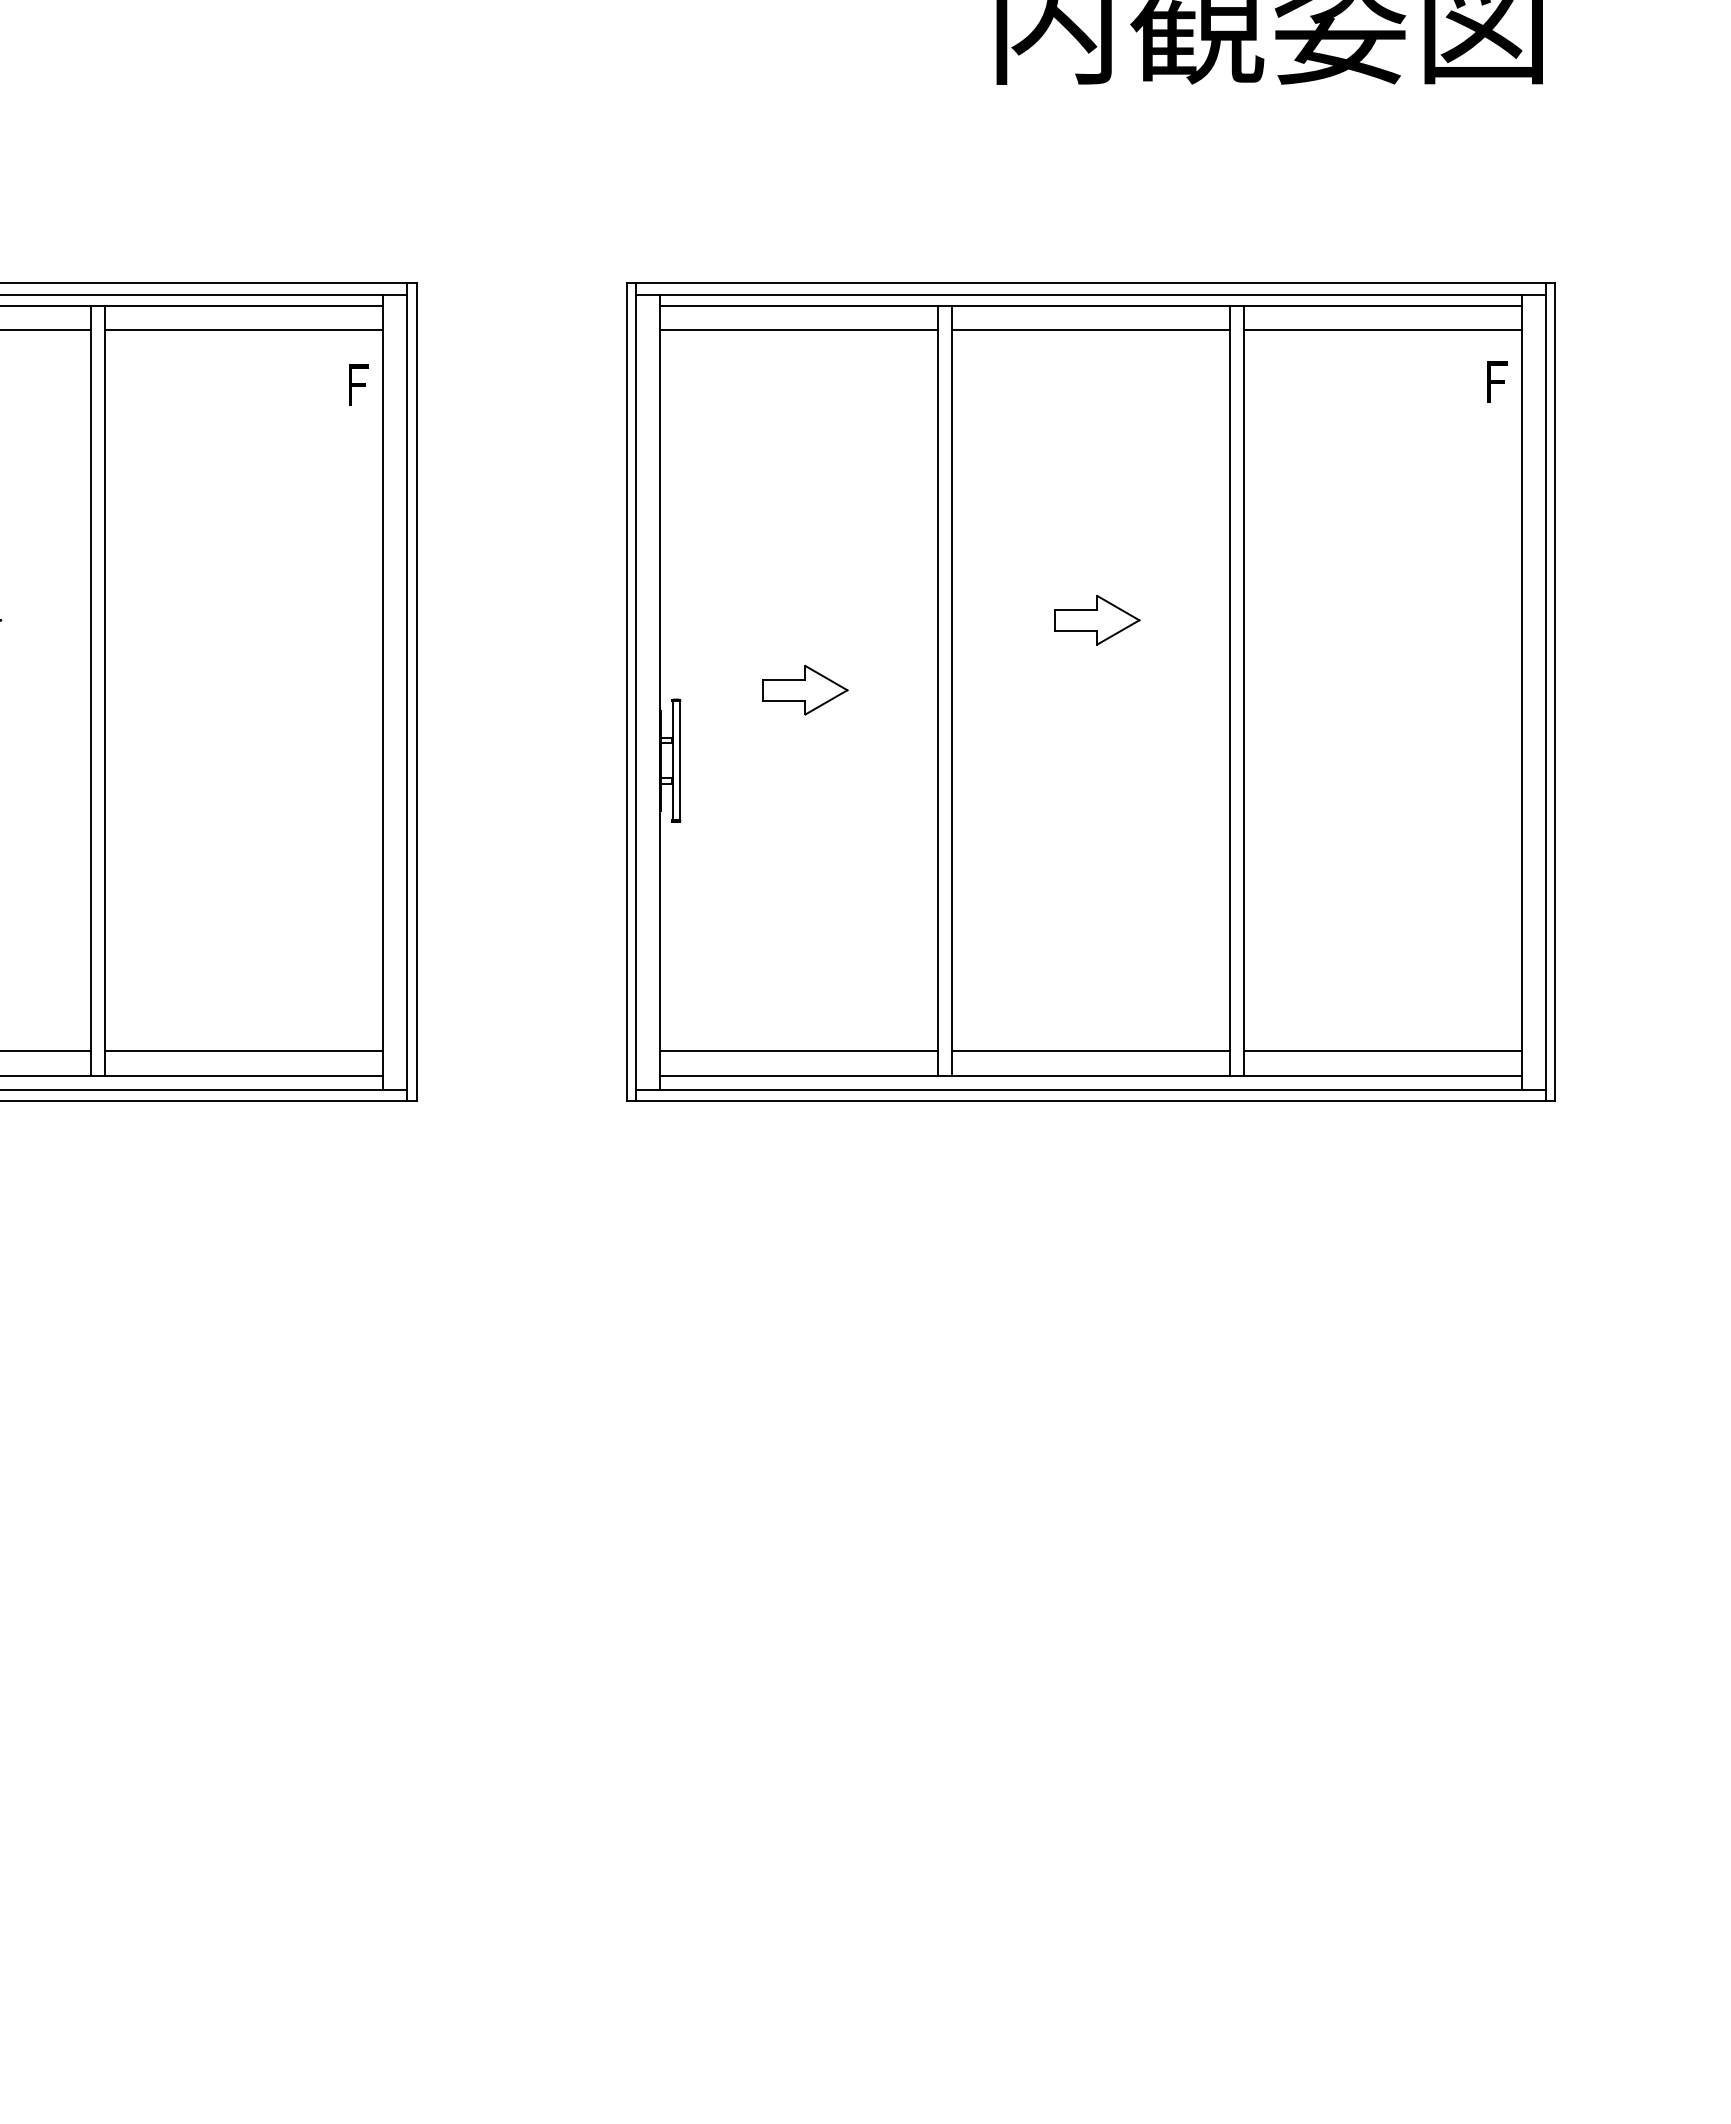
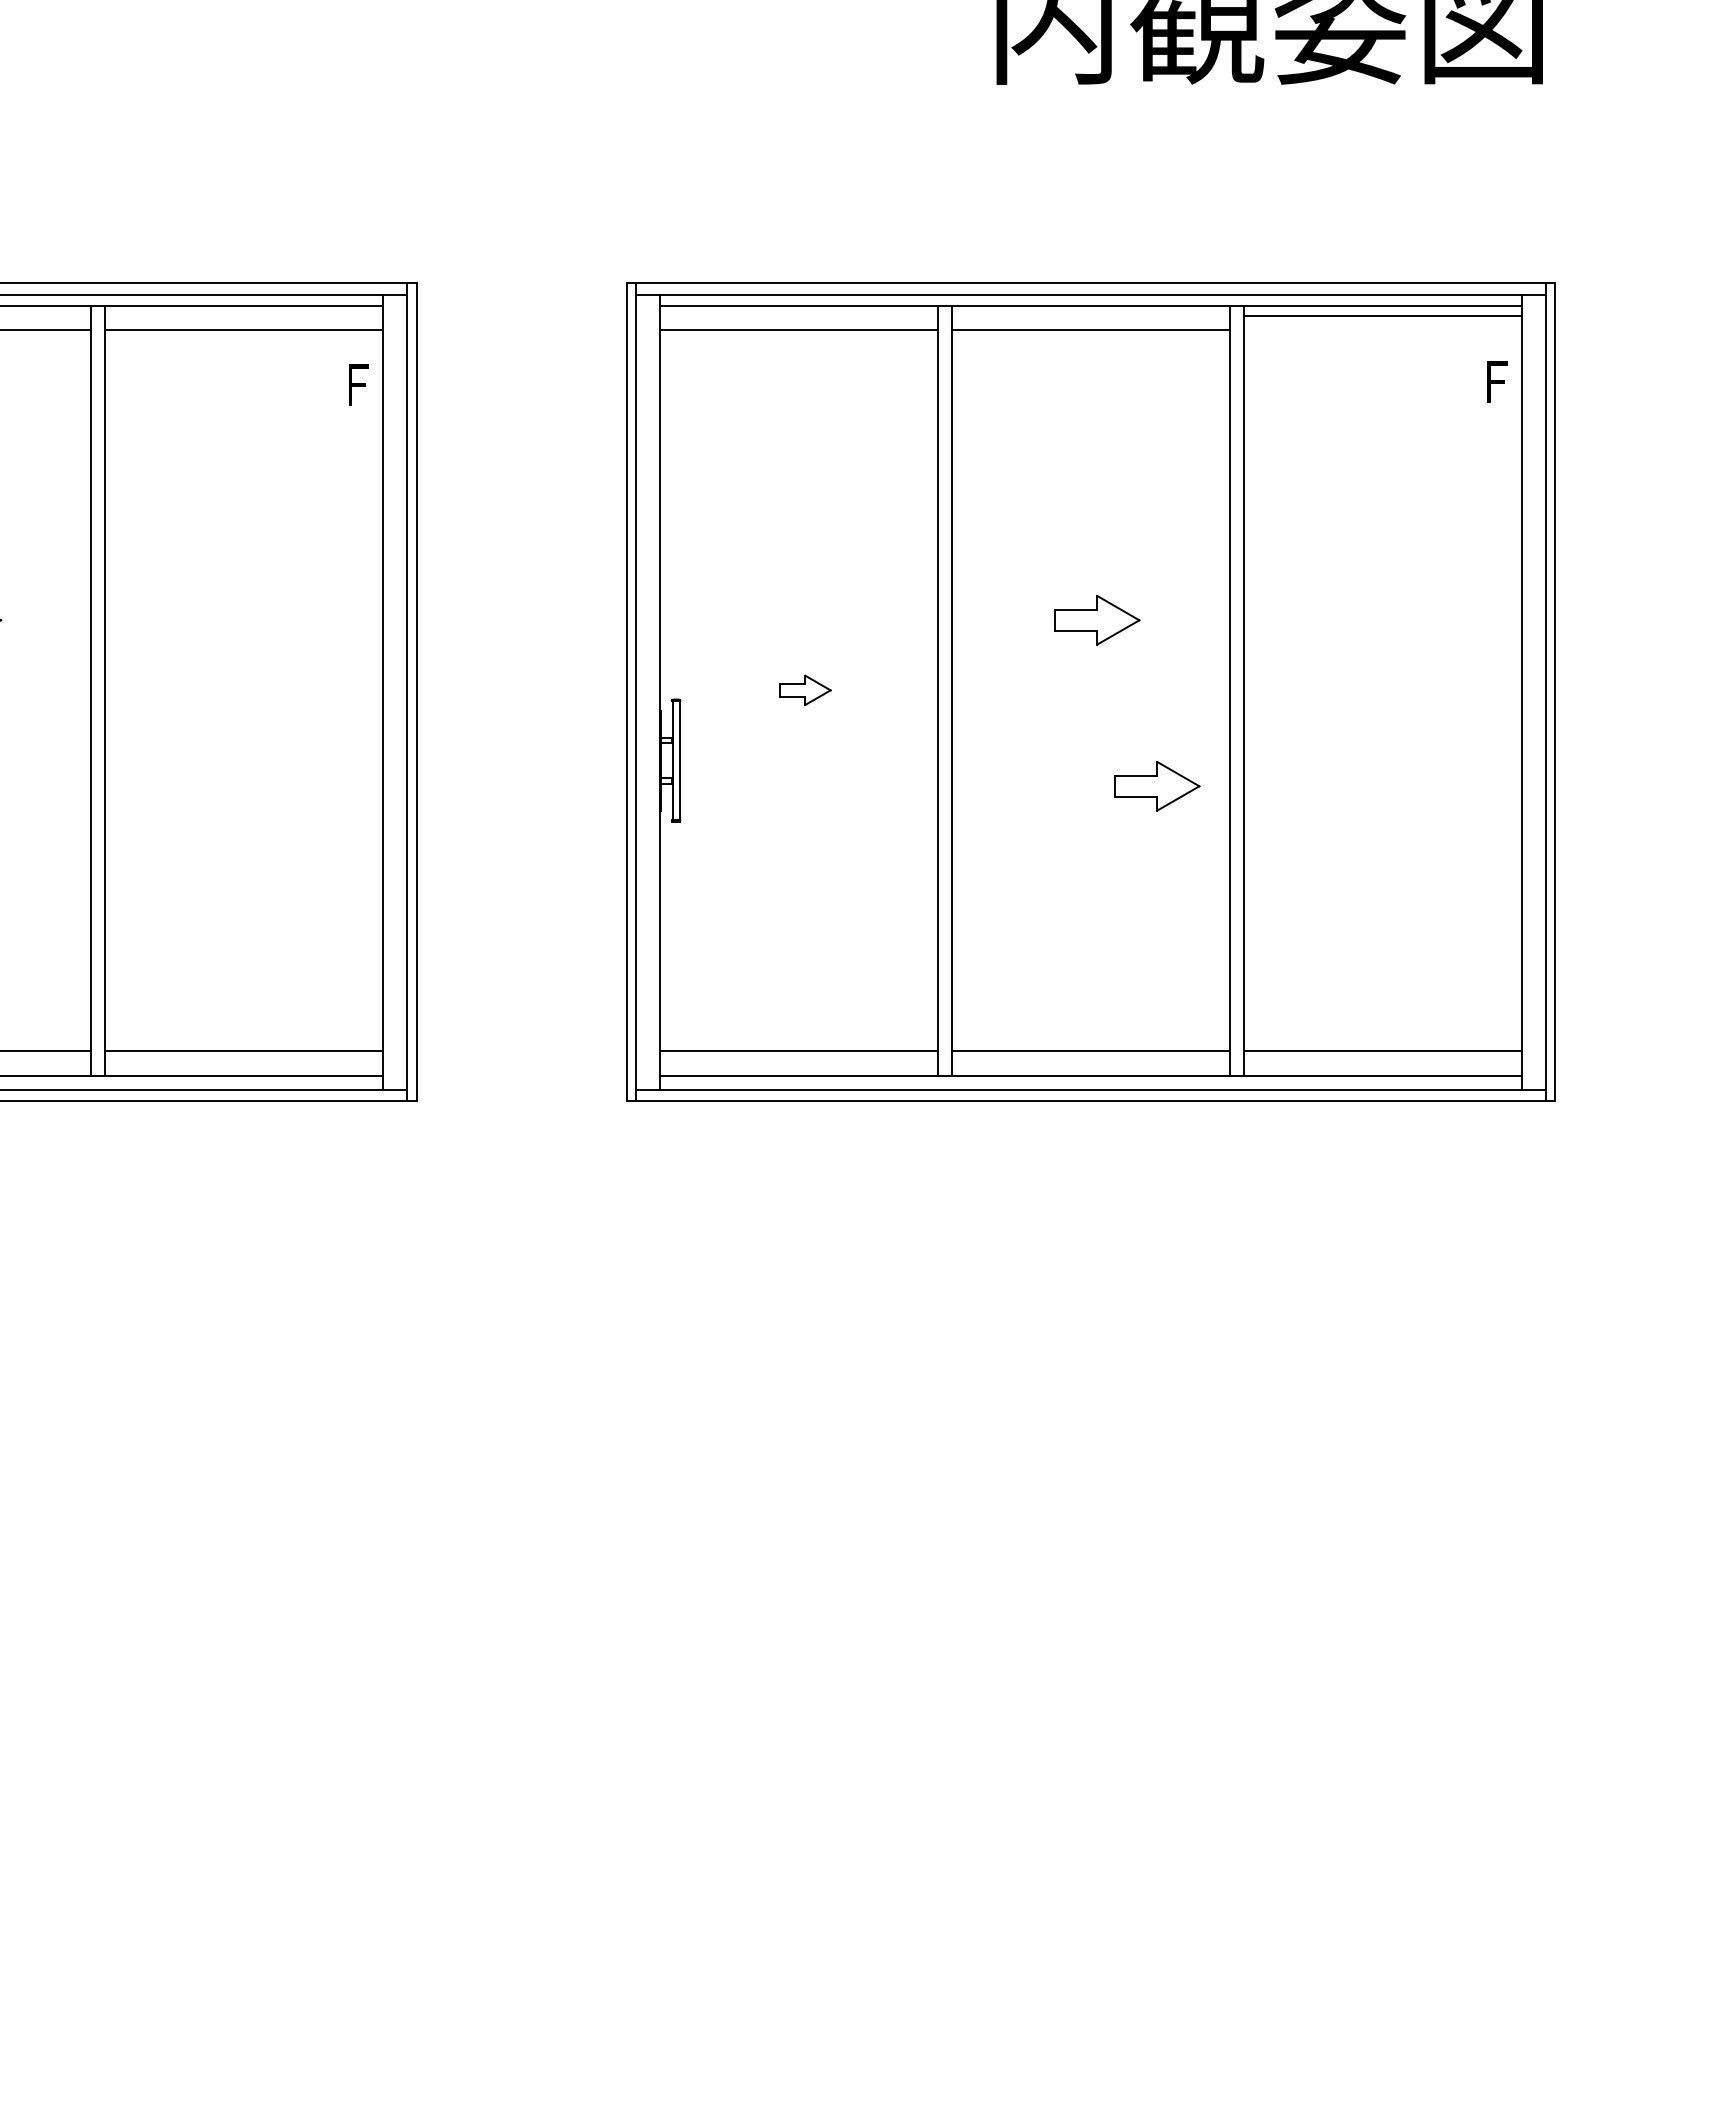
line position: (1382, 329) -> (1382, 315) (1382, 315)
part size: 87x51 px -> 53x32 px (805, 689)
part: none -> present (1157, 786)
